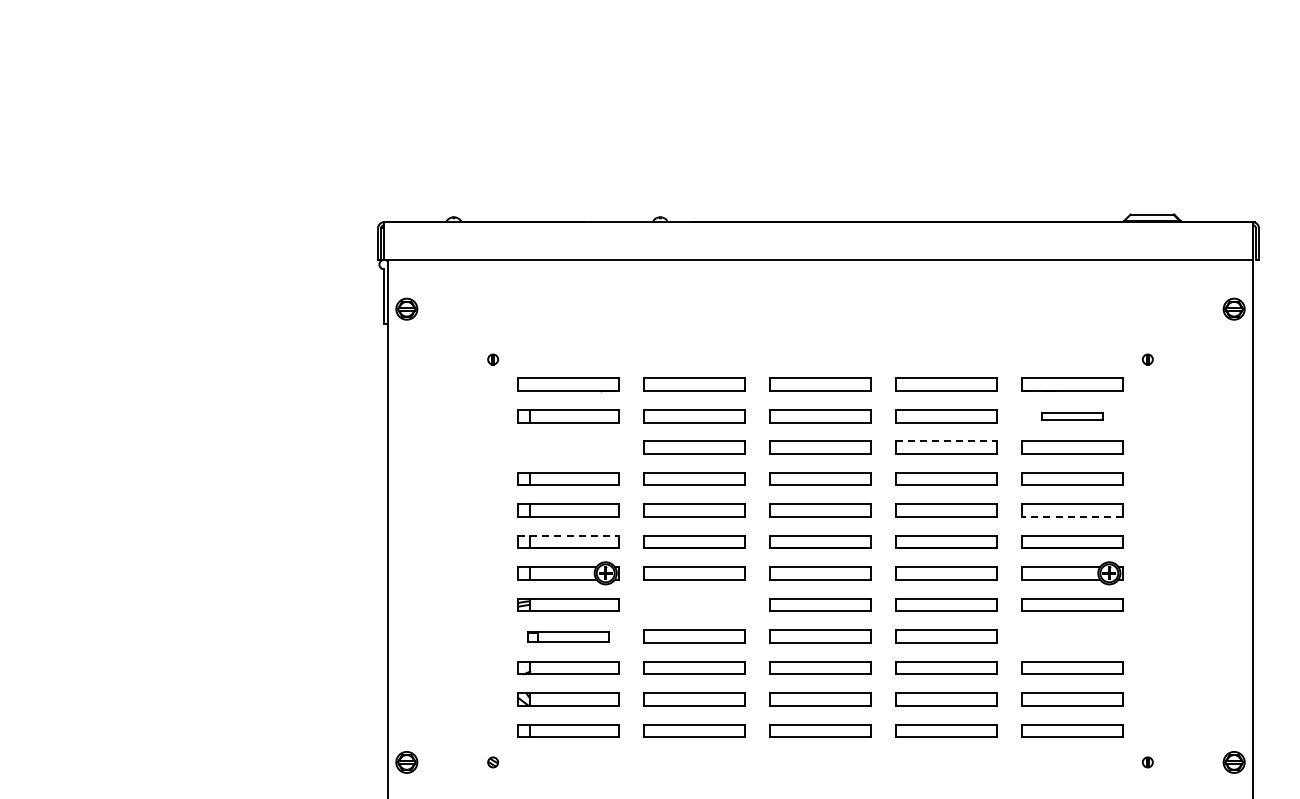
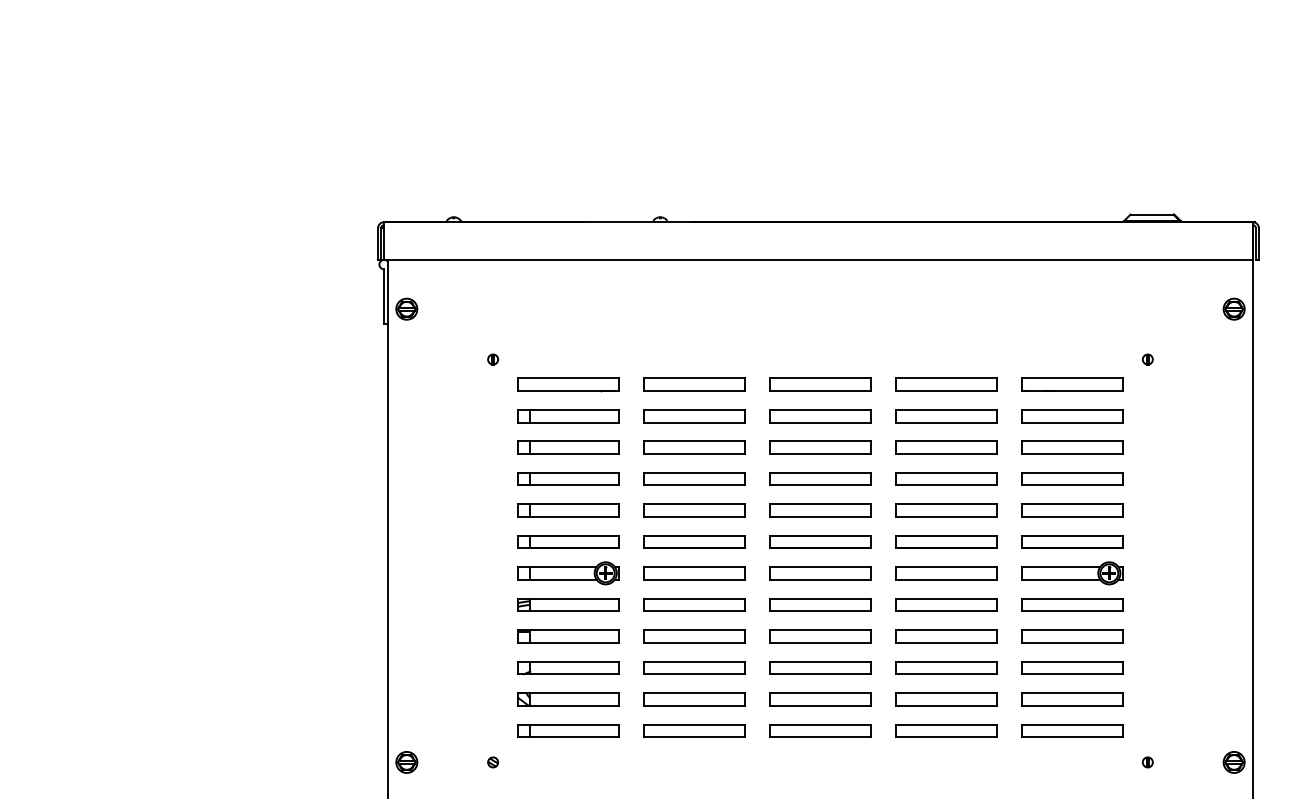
part size: 63x9 px -> 103x15 px (1072, 416)
line: dashed -> solid (946, 441)
part: none -> present (568, 447)
line: dashed -> solid (1071, 516)
line: dashed -> solid (569, 535)
part: none -> present (694, 604)
part size: 83x12 px -> 103x15 px (568, 636)
part: none -> present (1072, 636)
